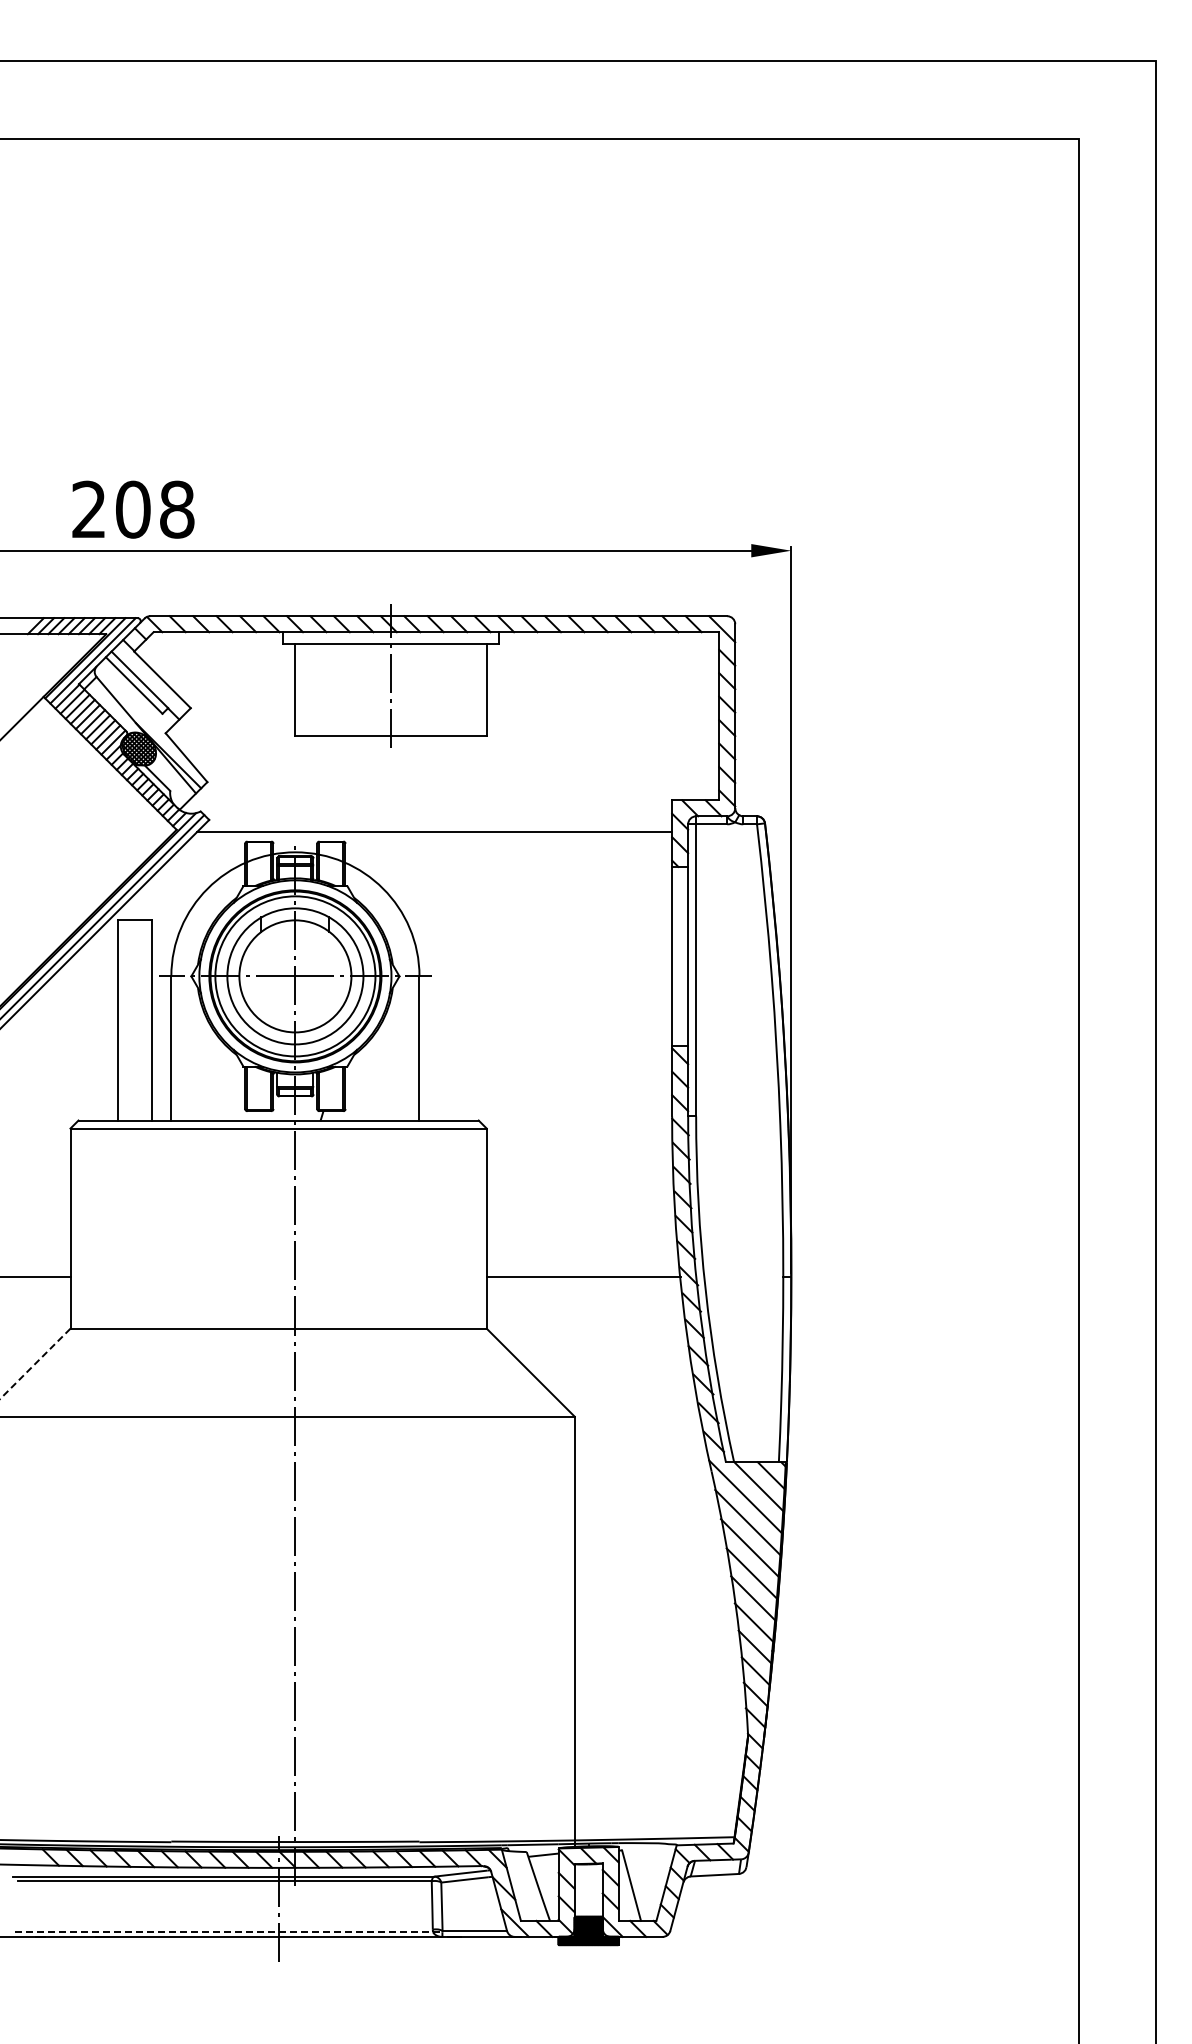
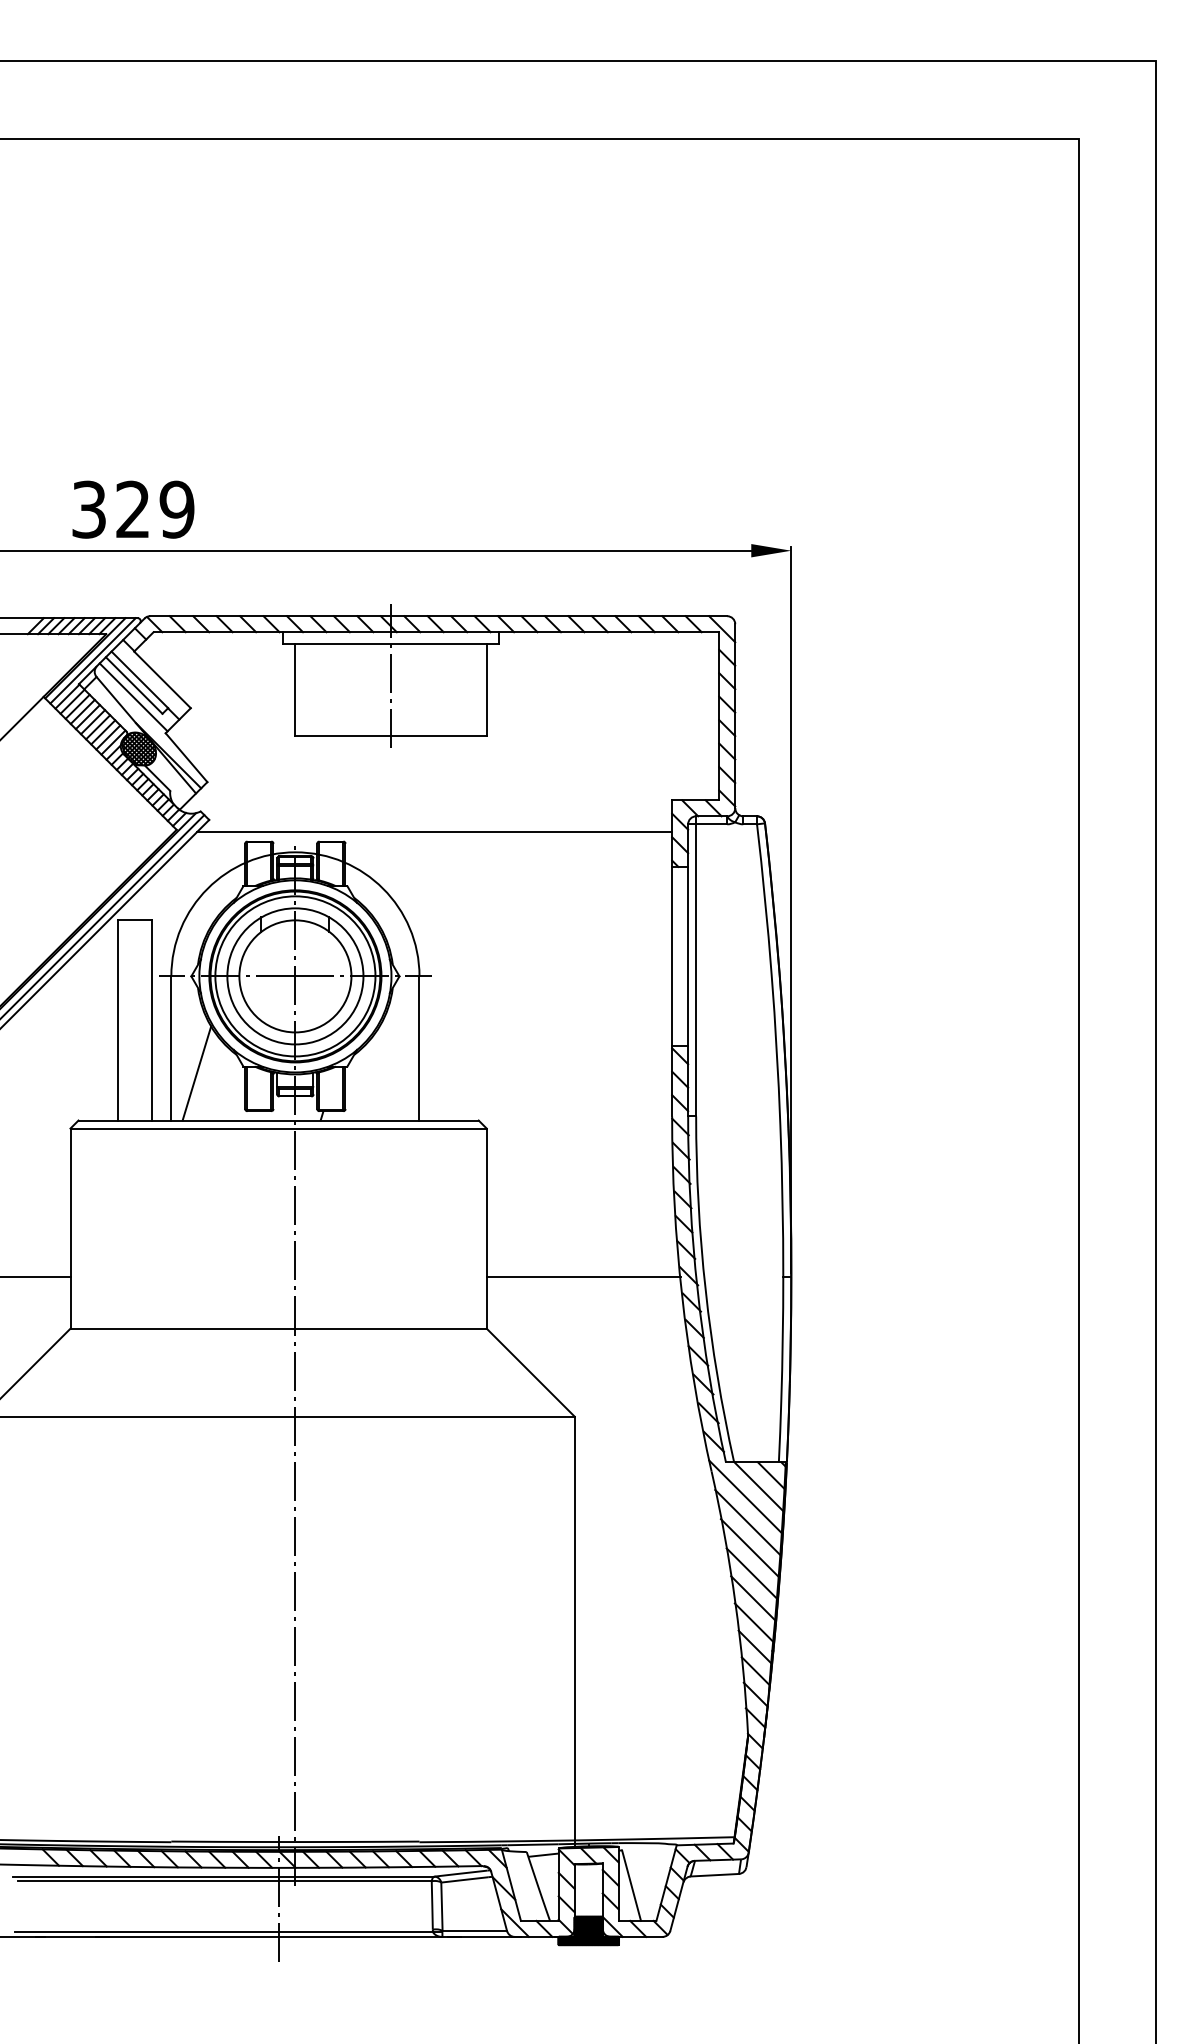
text: 208 -> 329 (133, 509)
line: none -> present (133, 697)
line: none -> present (196, 1073)
line: dashed -> solid (35, 1363)
line: dashed -> solid (228, 1932)
